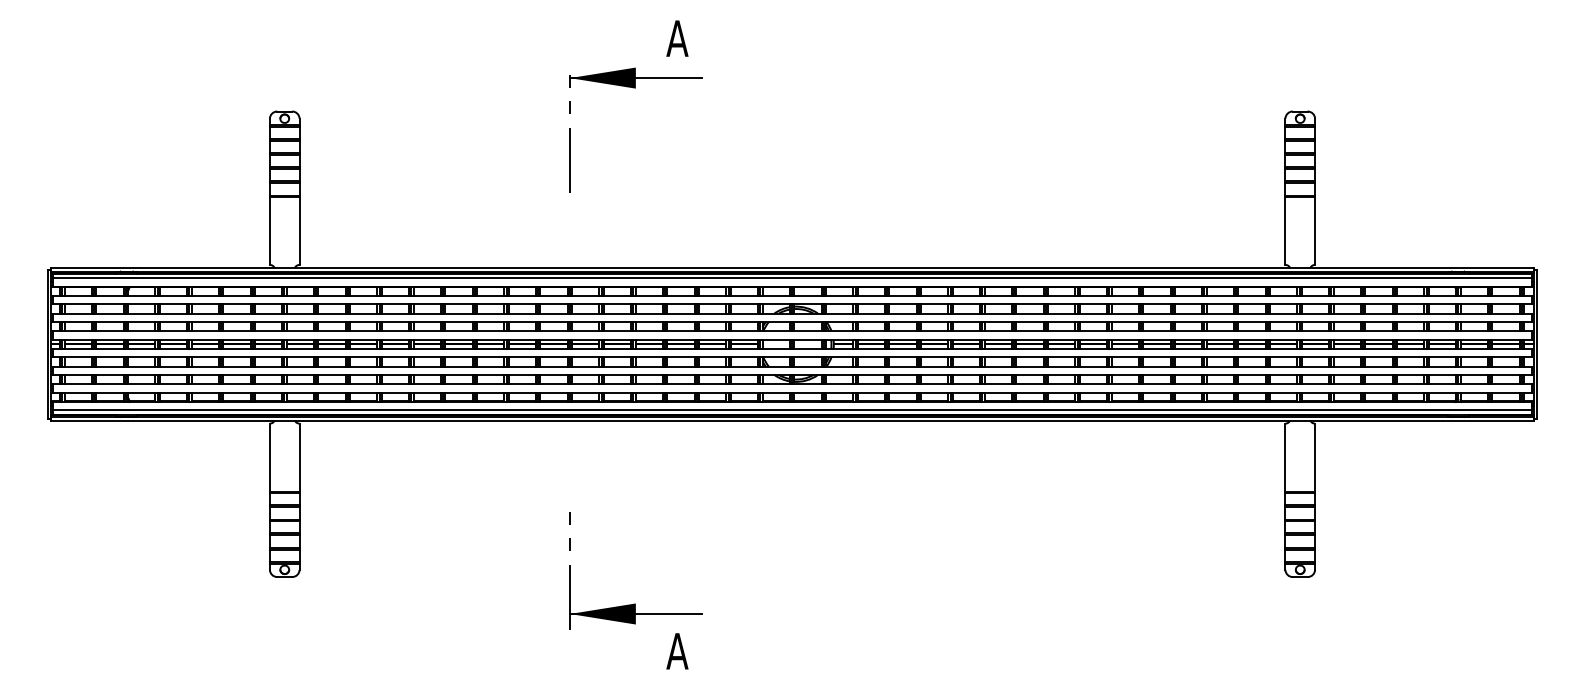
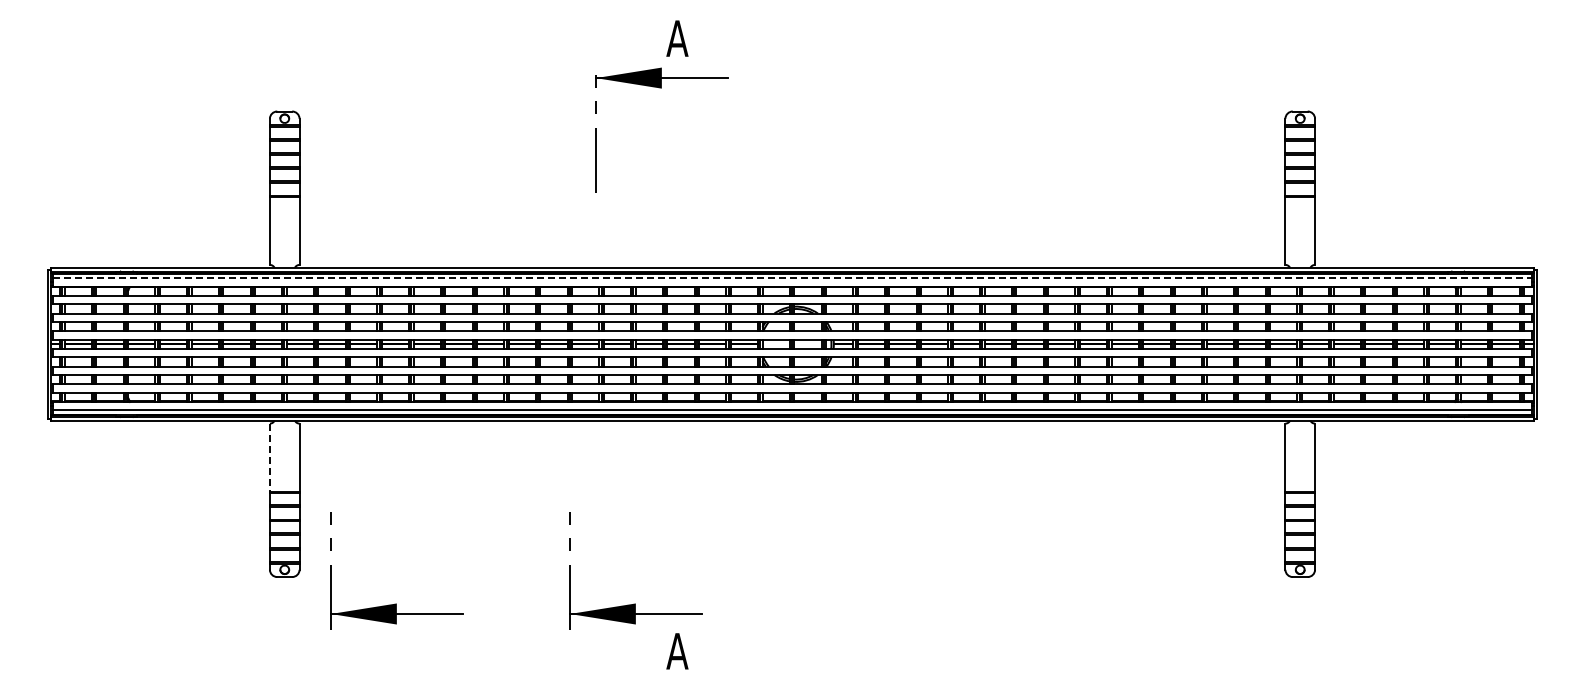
part position: (635, 88) -> (661, 88) (661, 88)
line: solid -> dashed (792, 278)
line: solid -> dashed (269, 458)
part: none -> present (396, 603)
